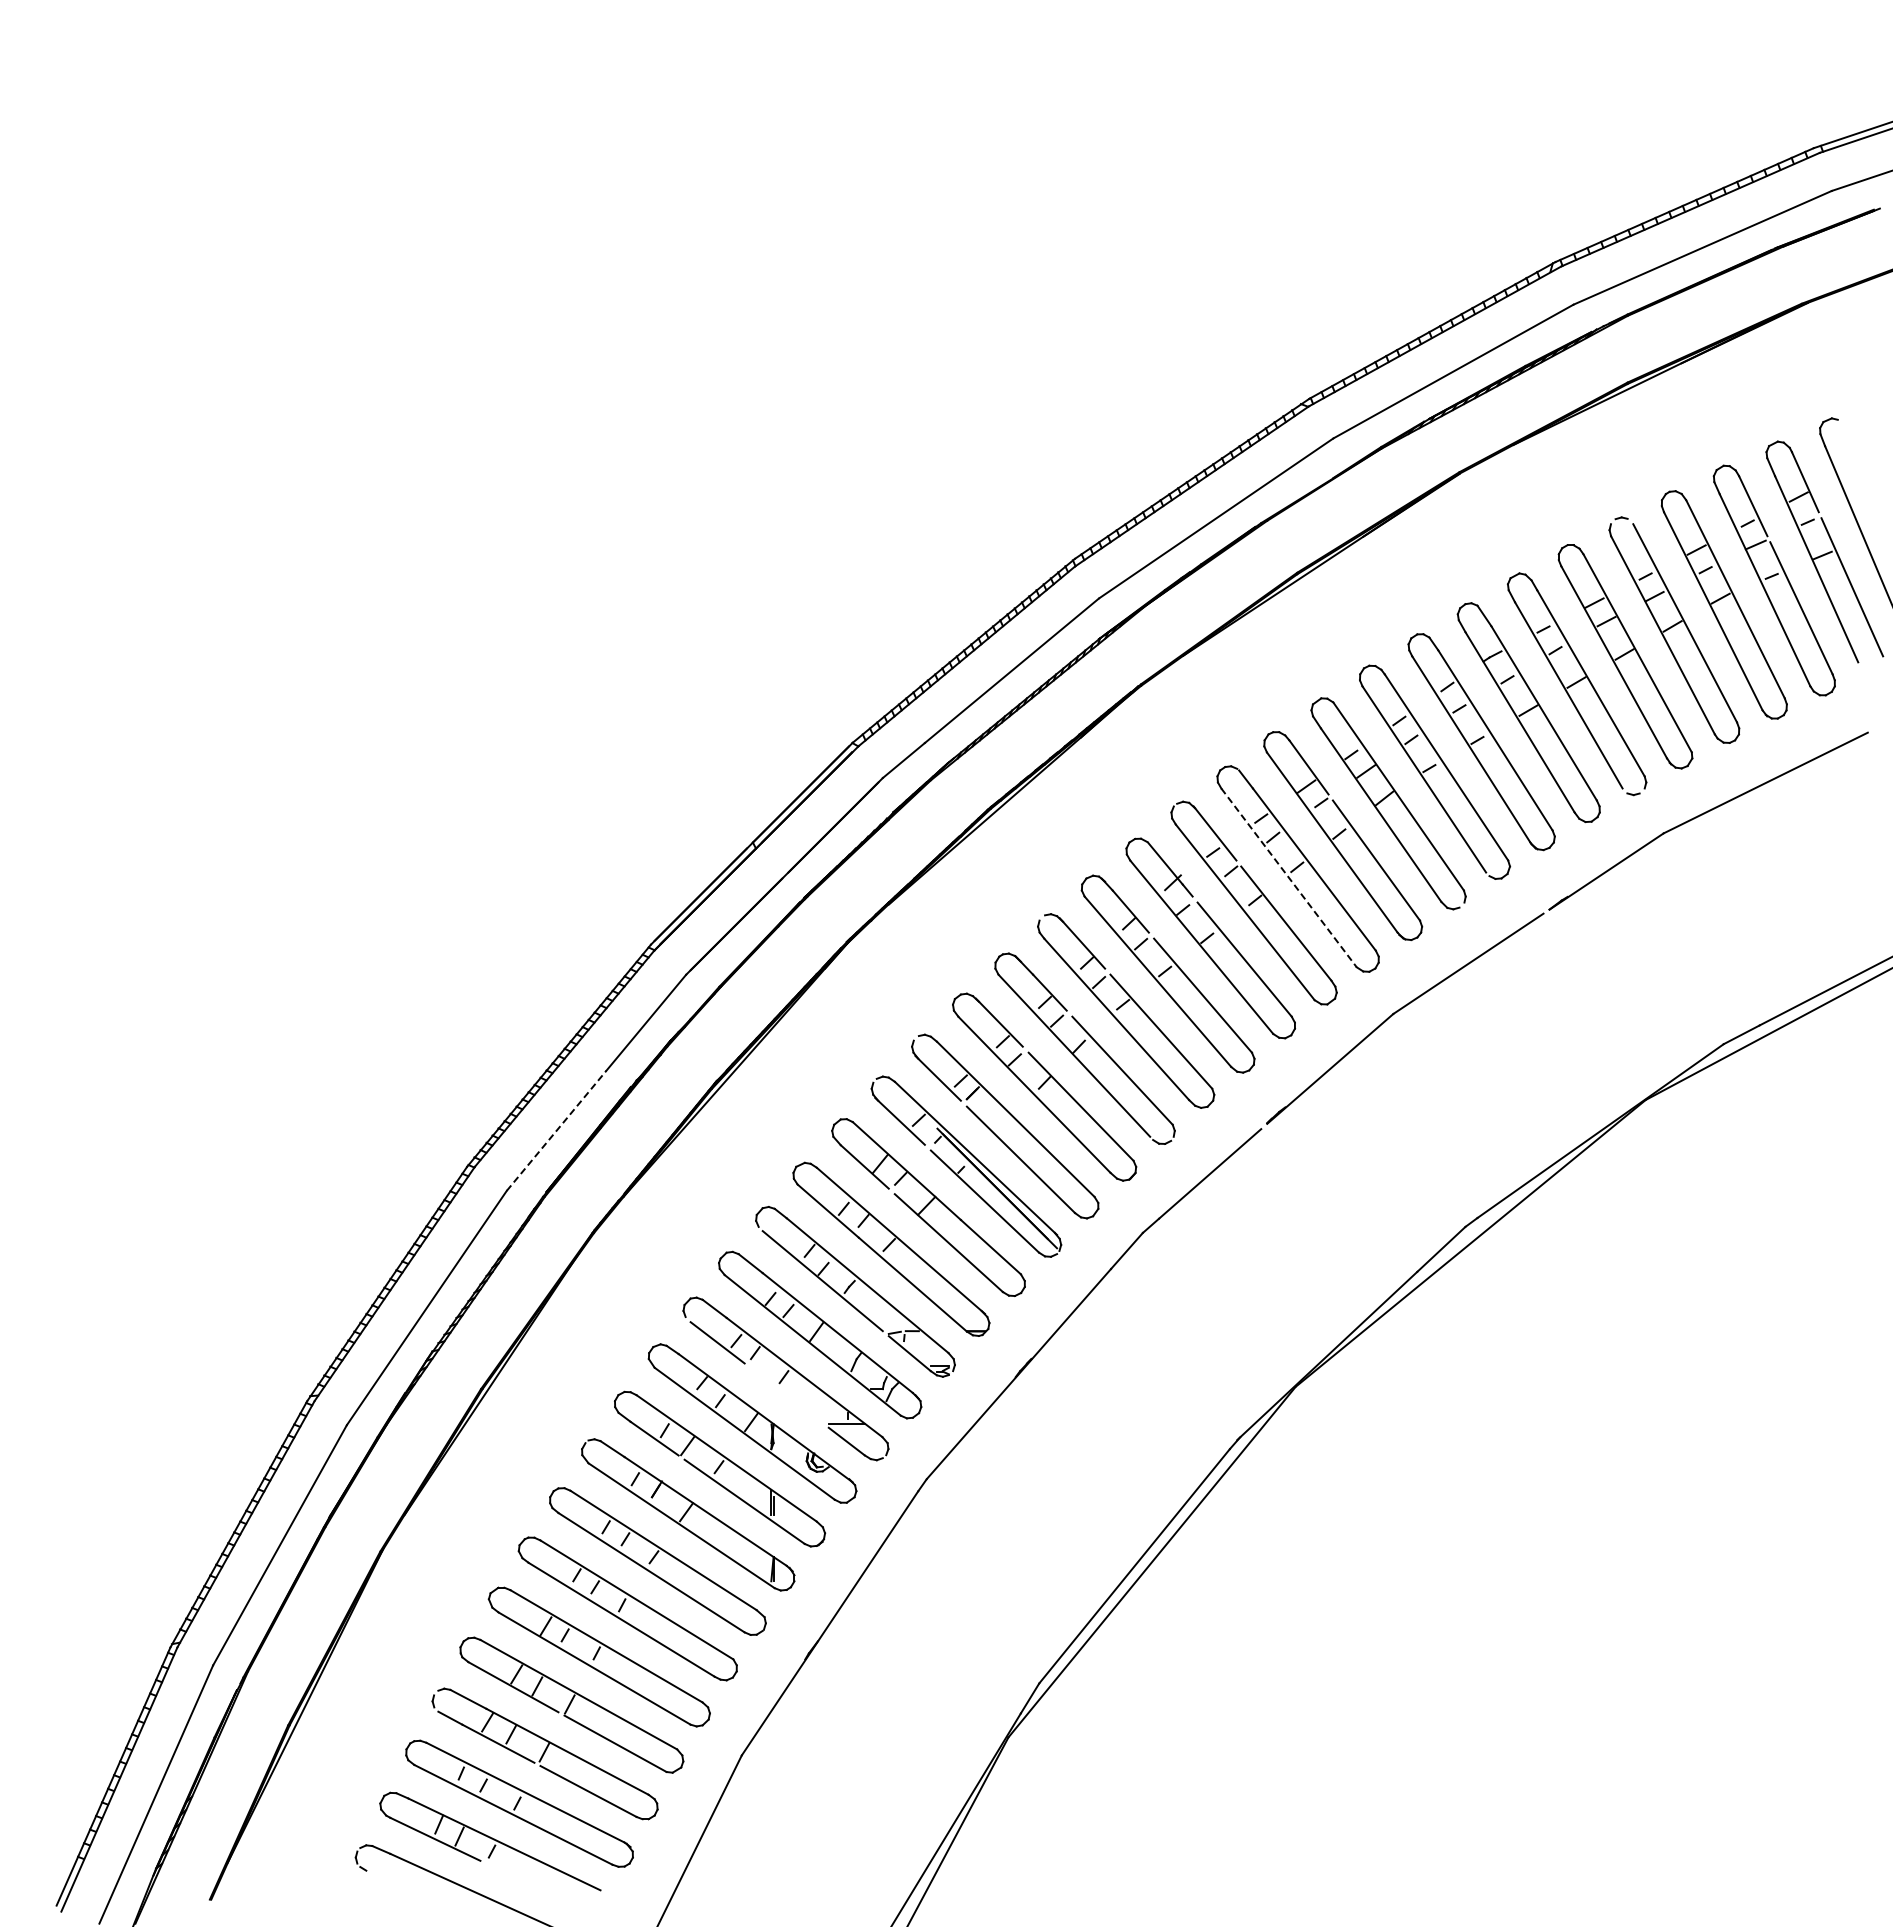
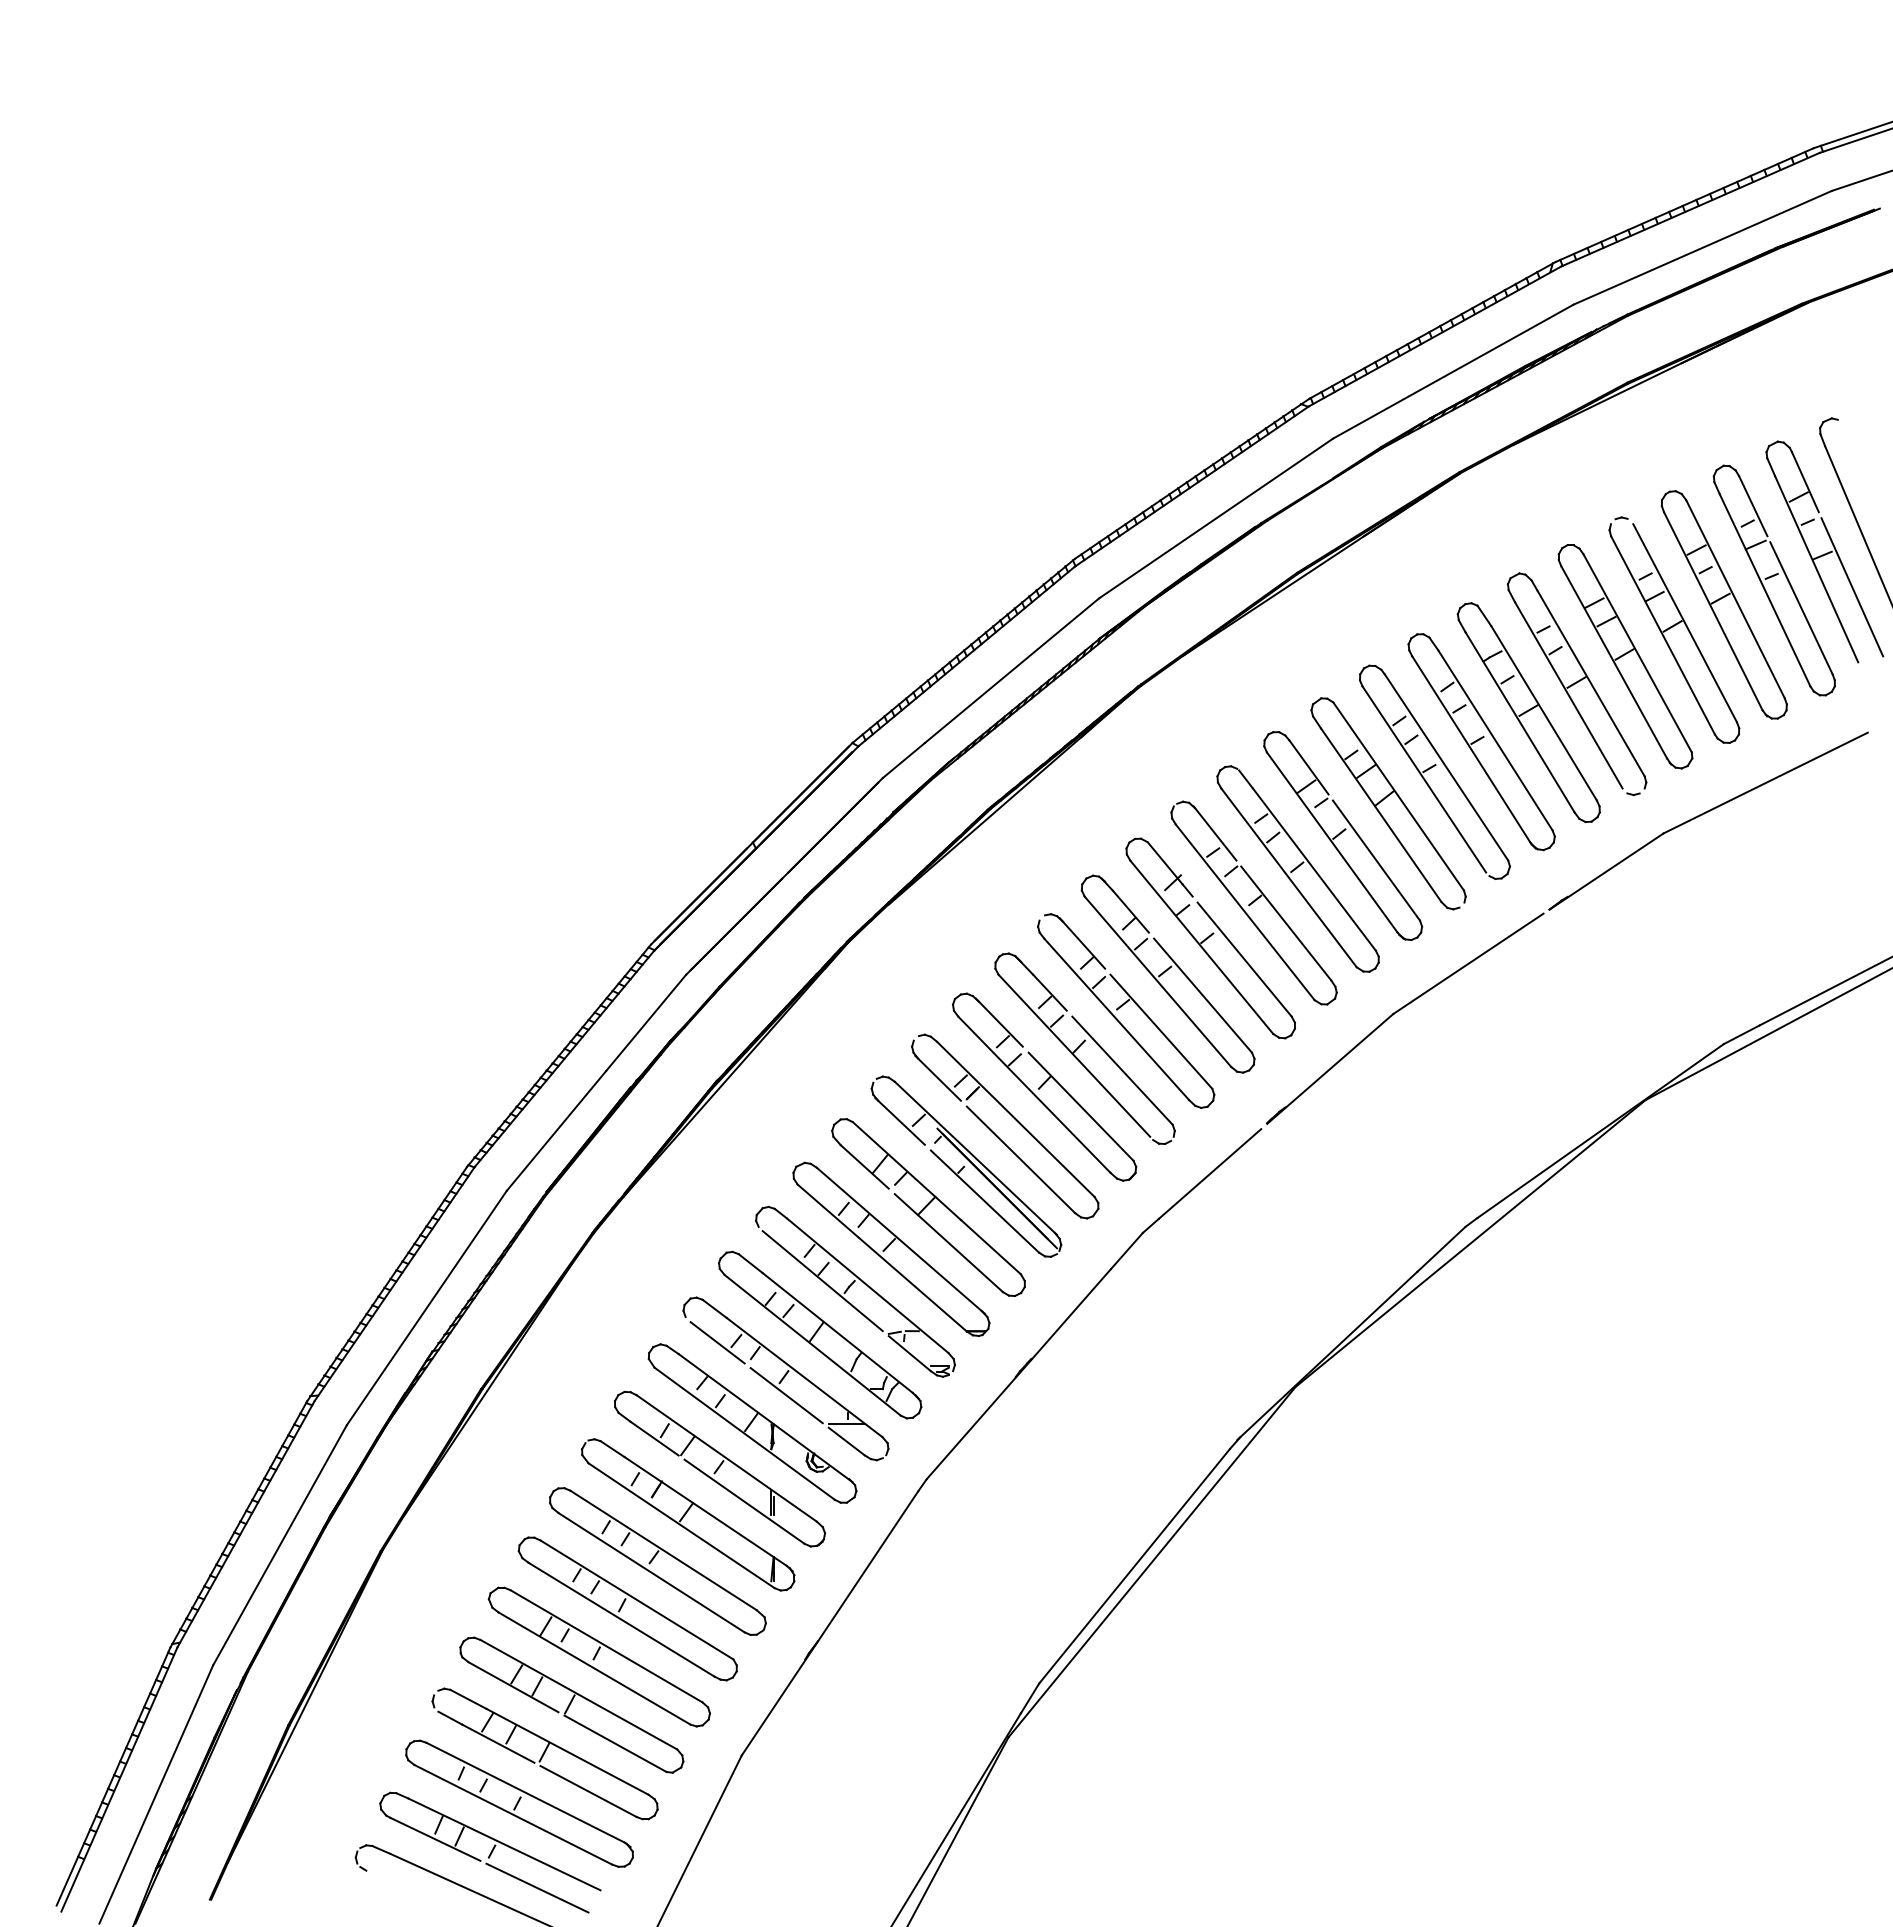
line: dashed -> solid (1289, 878)
line: dashed -> solid (556, 1130)
line: none -> present (786, 1395)
line: none -> present (537, 1887)
